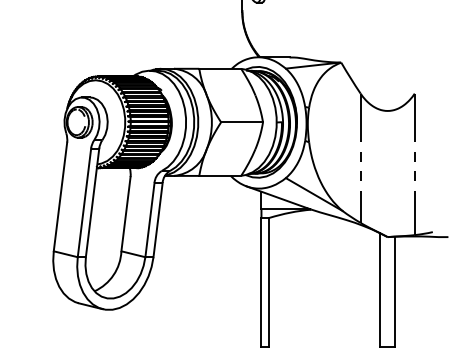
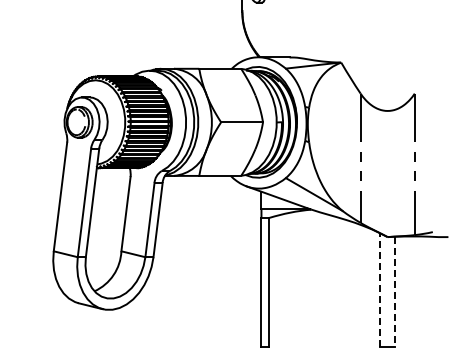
line: solid -> dashed (380, 290)
line: solid -> dashed (395, 292)
